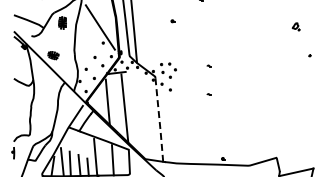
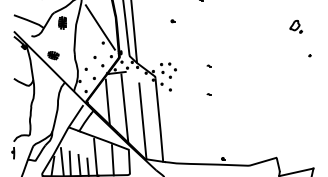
part size: 10x10 px -> 15x14 px (296, 26)
line: dashed -> solid (159, 120)
line: none -> present (142, 121)
